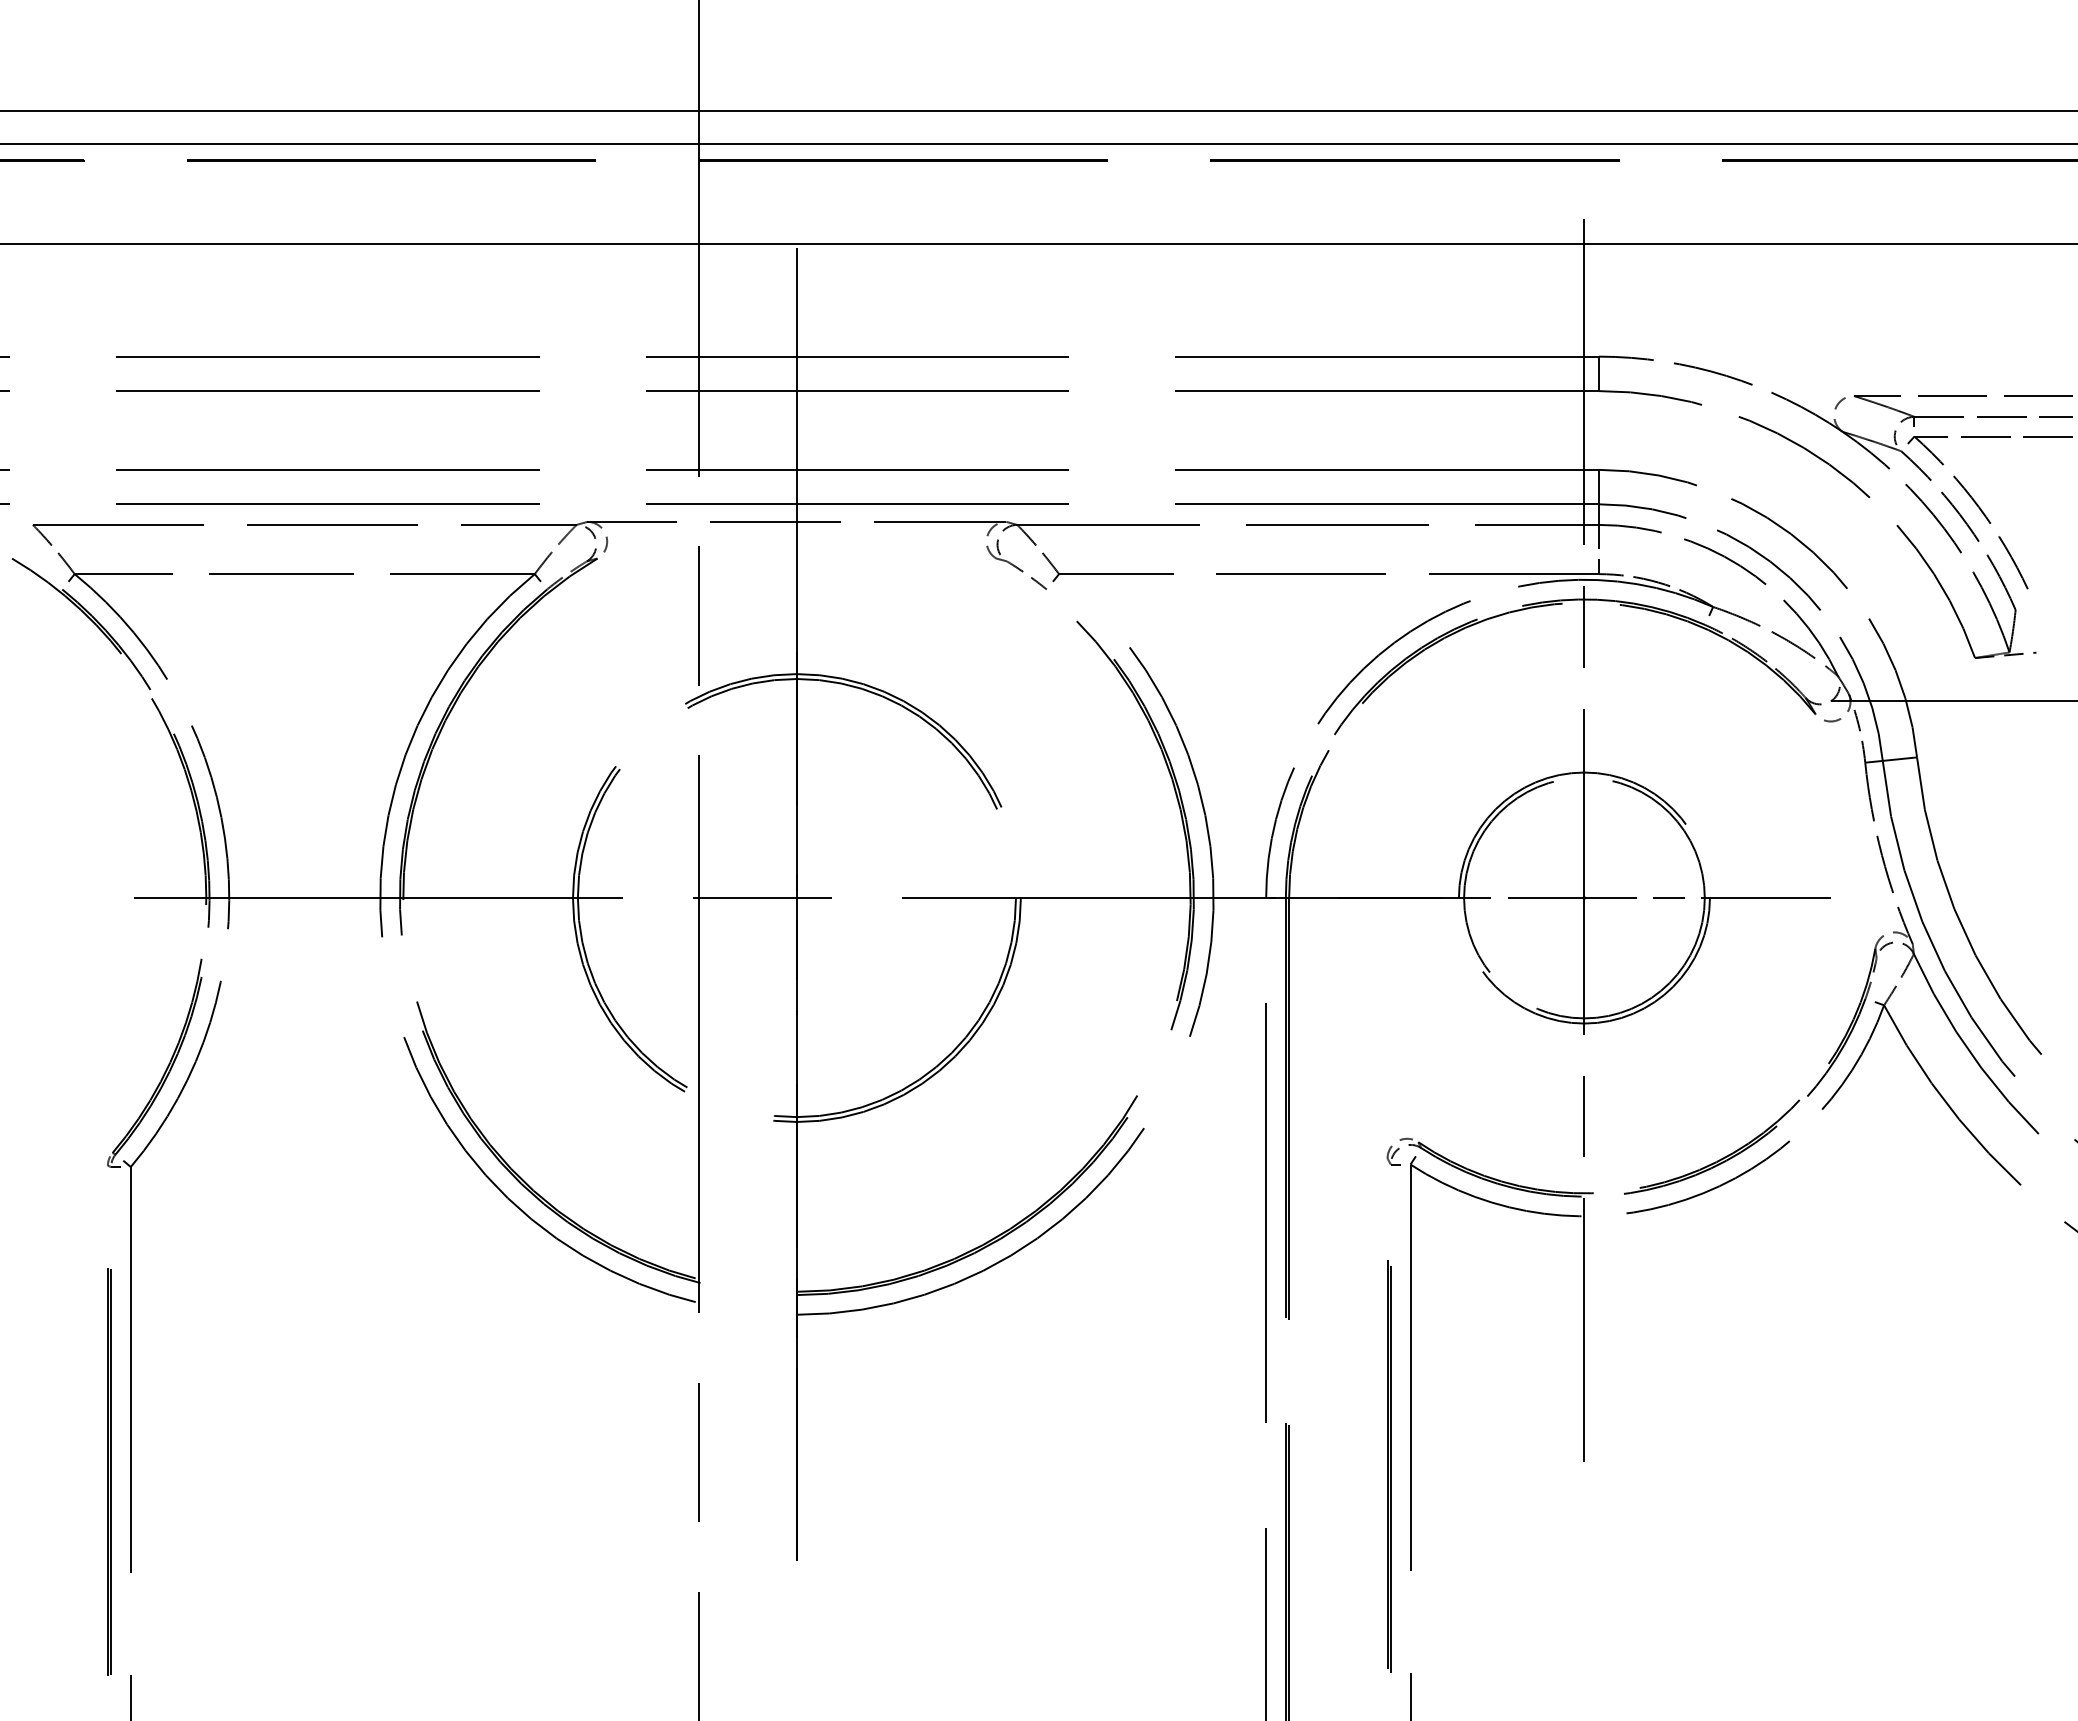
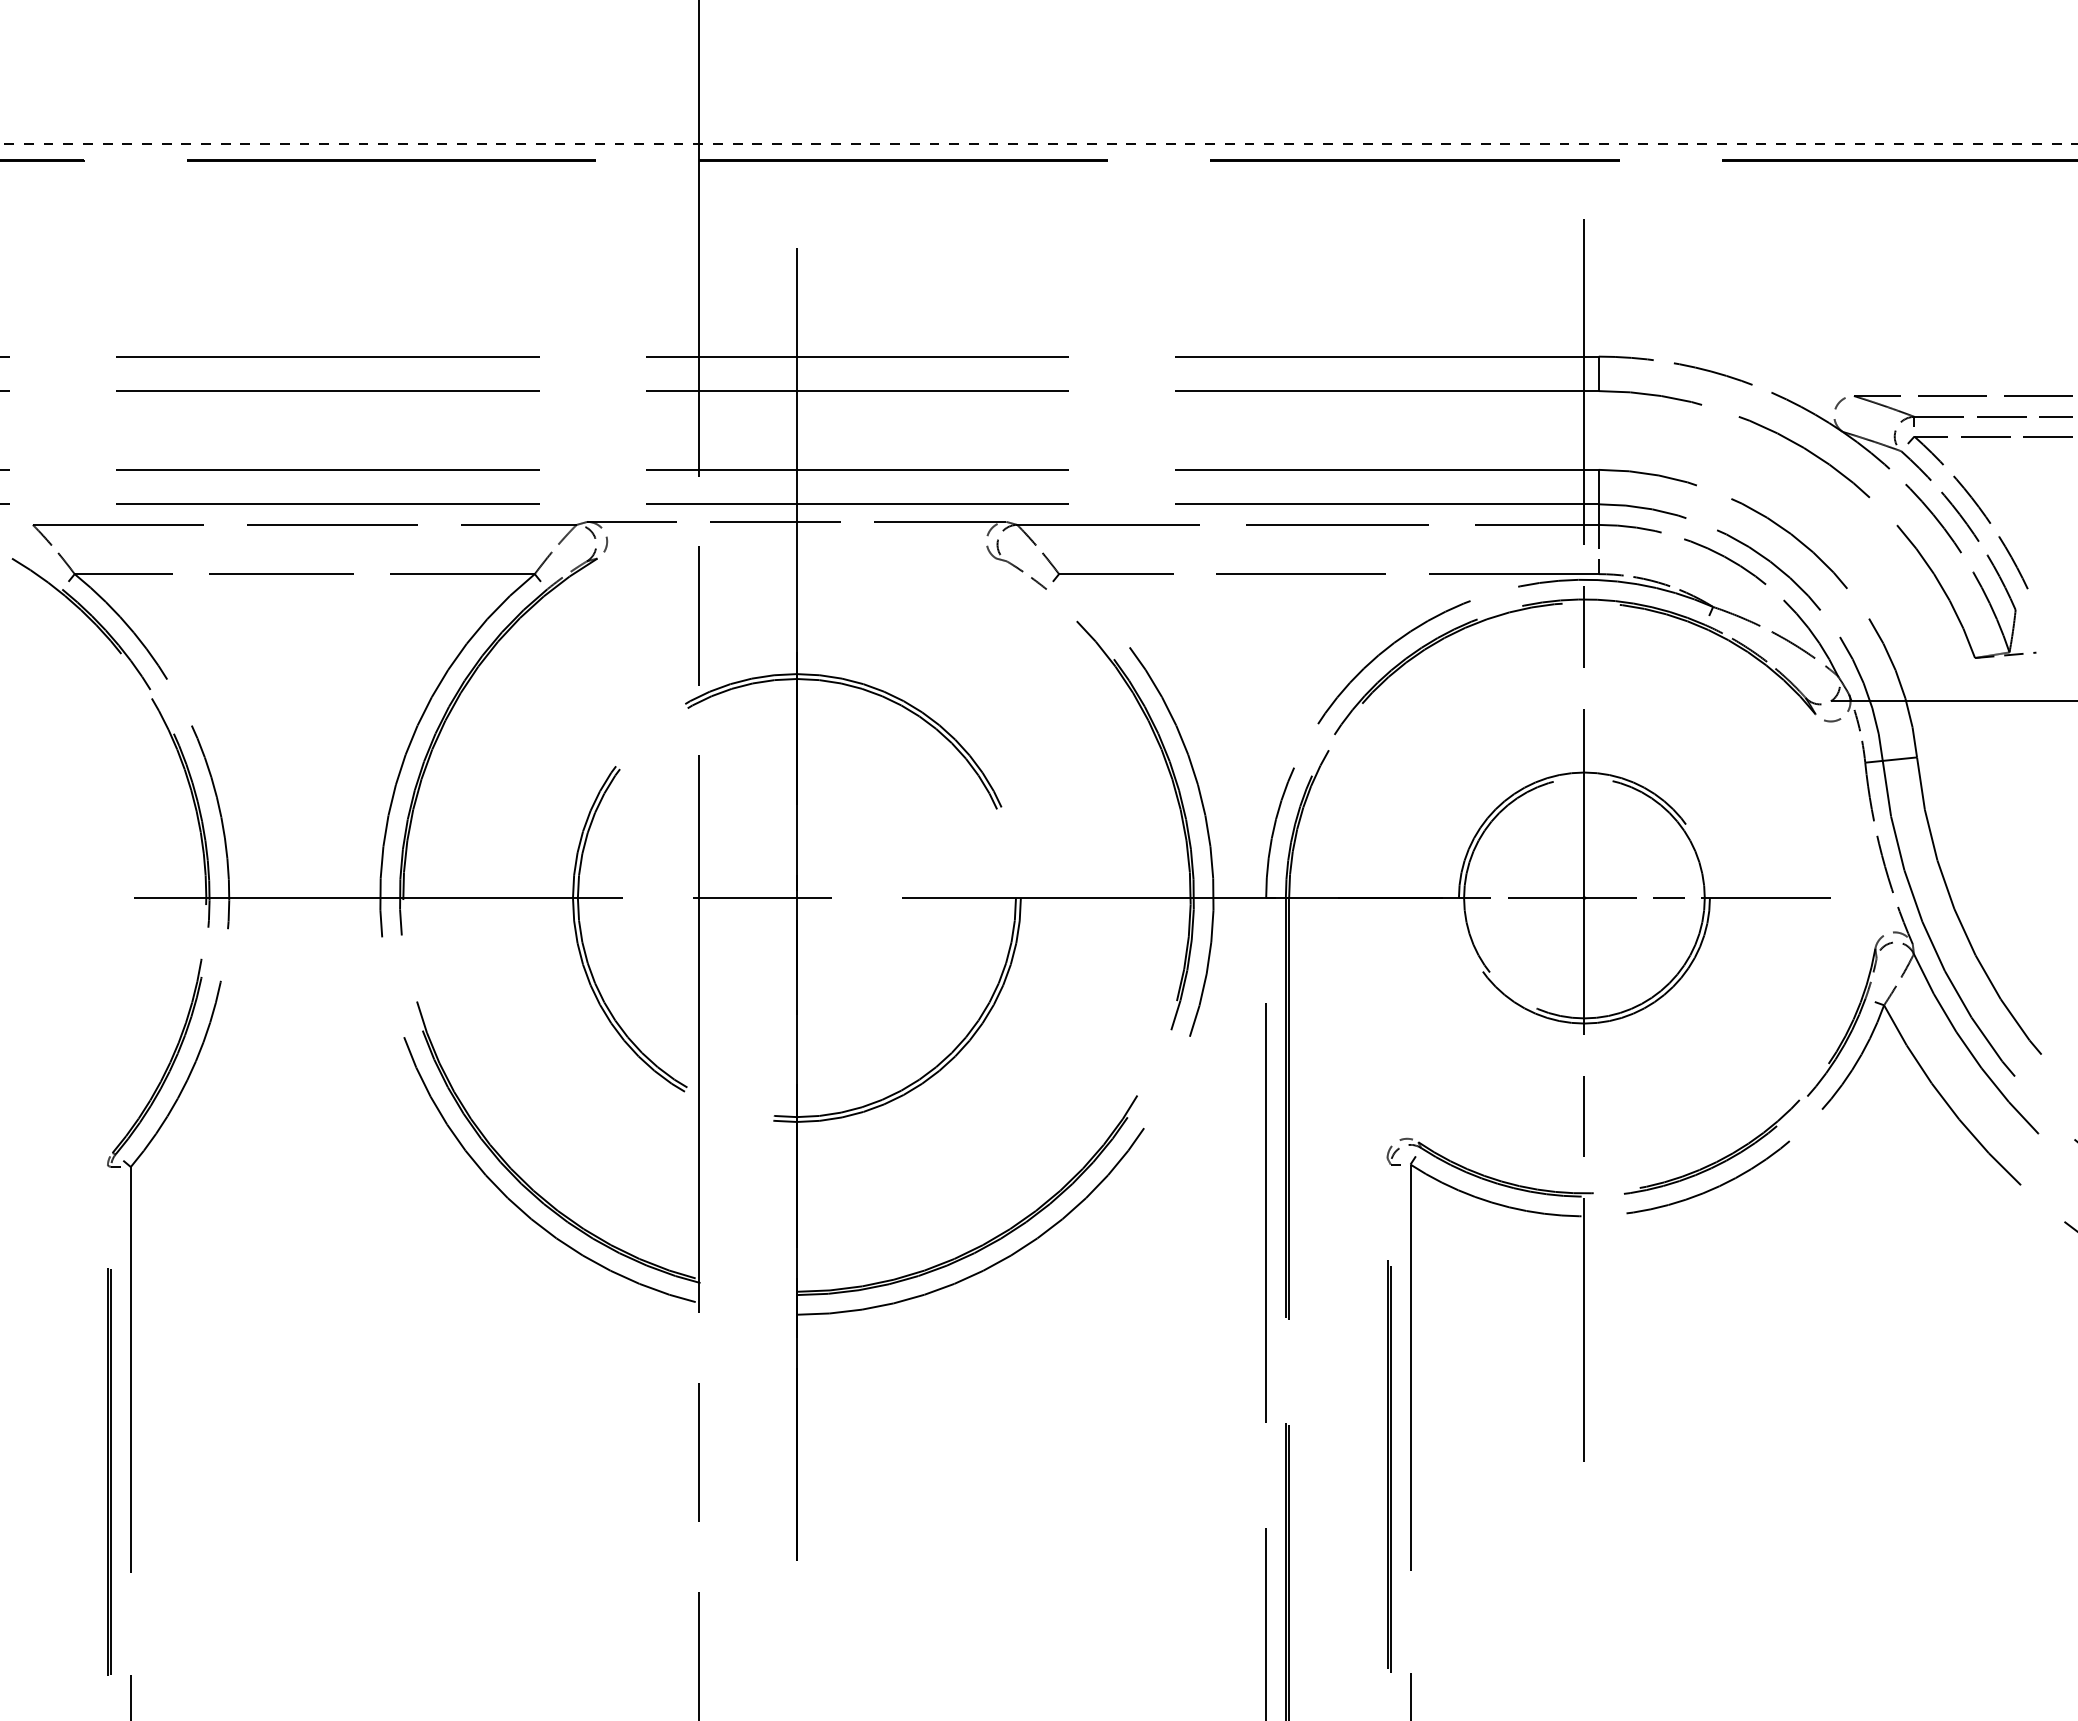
line: present -> none (1038, 110)
line: solid -> dashed (1038, 144)
line: present -> none (1038, 243)
